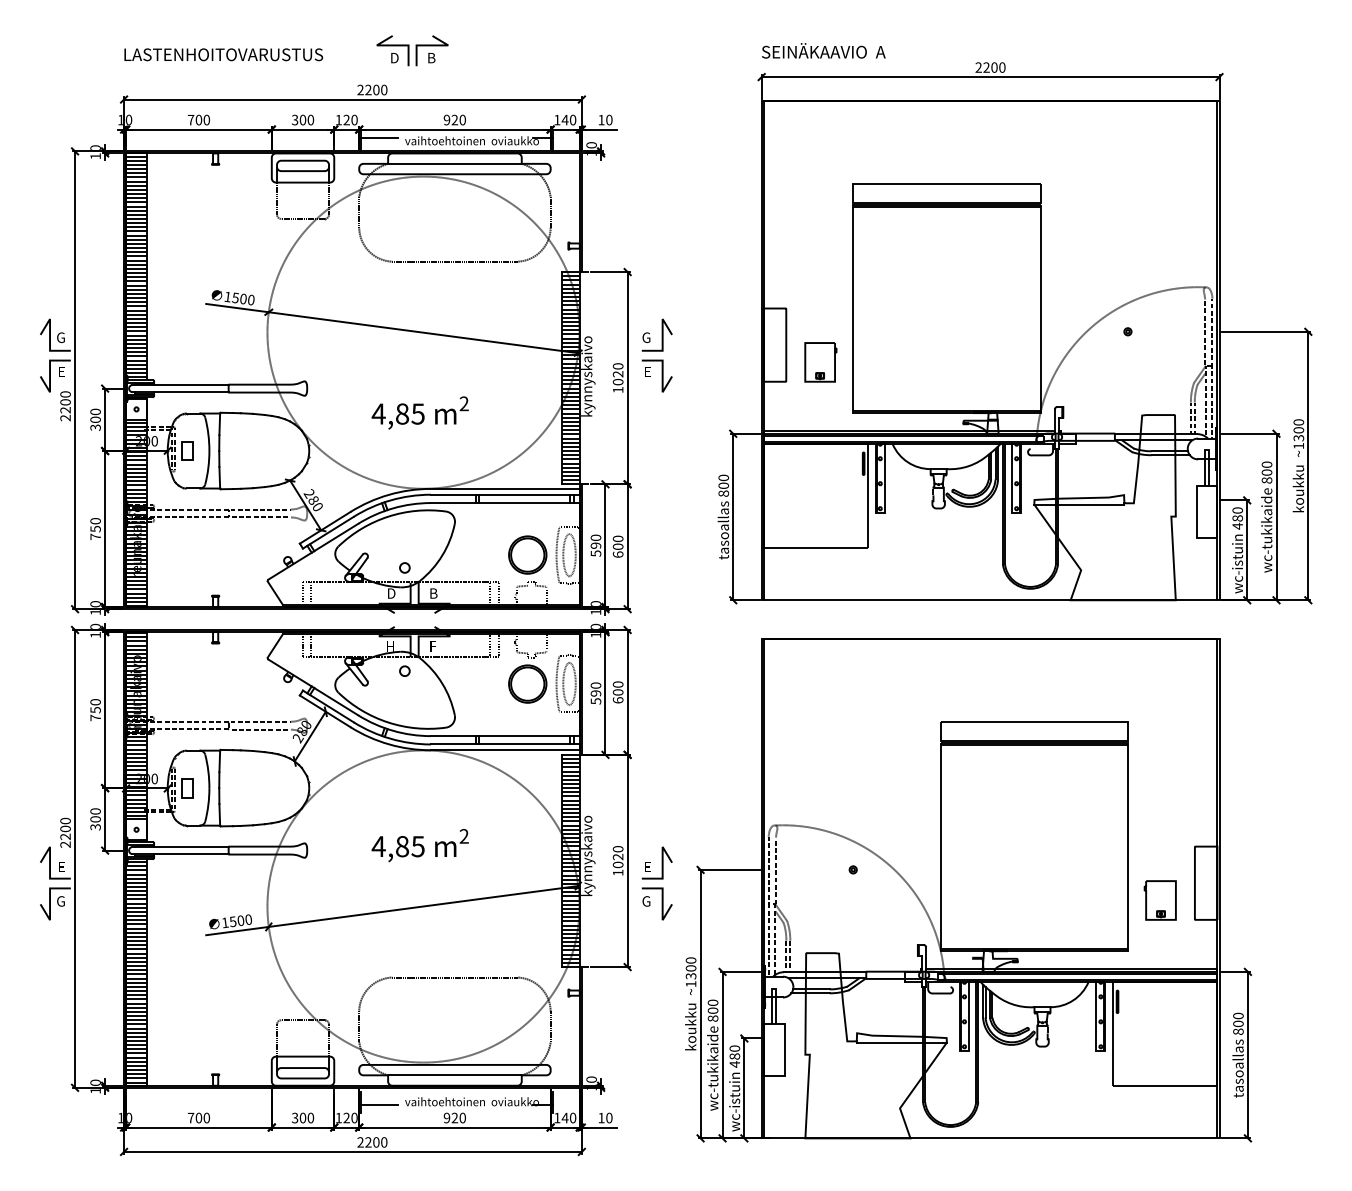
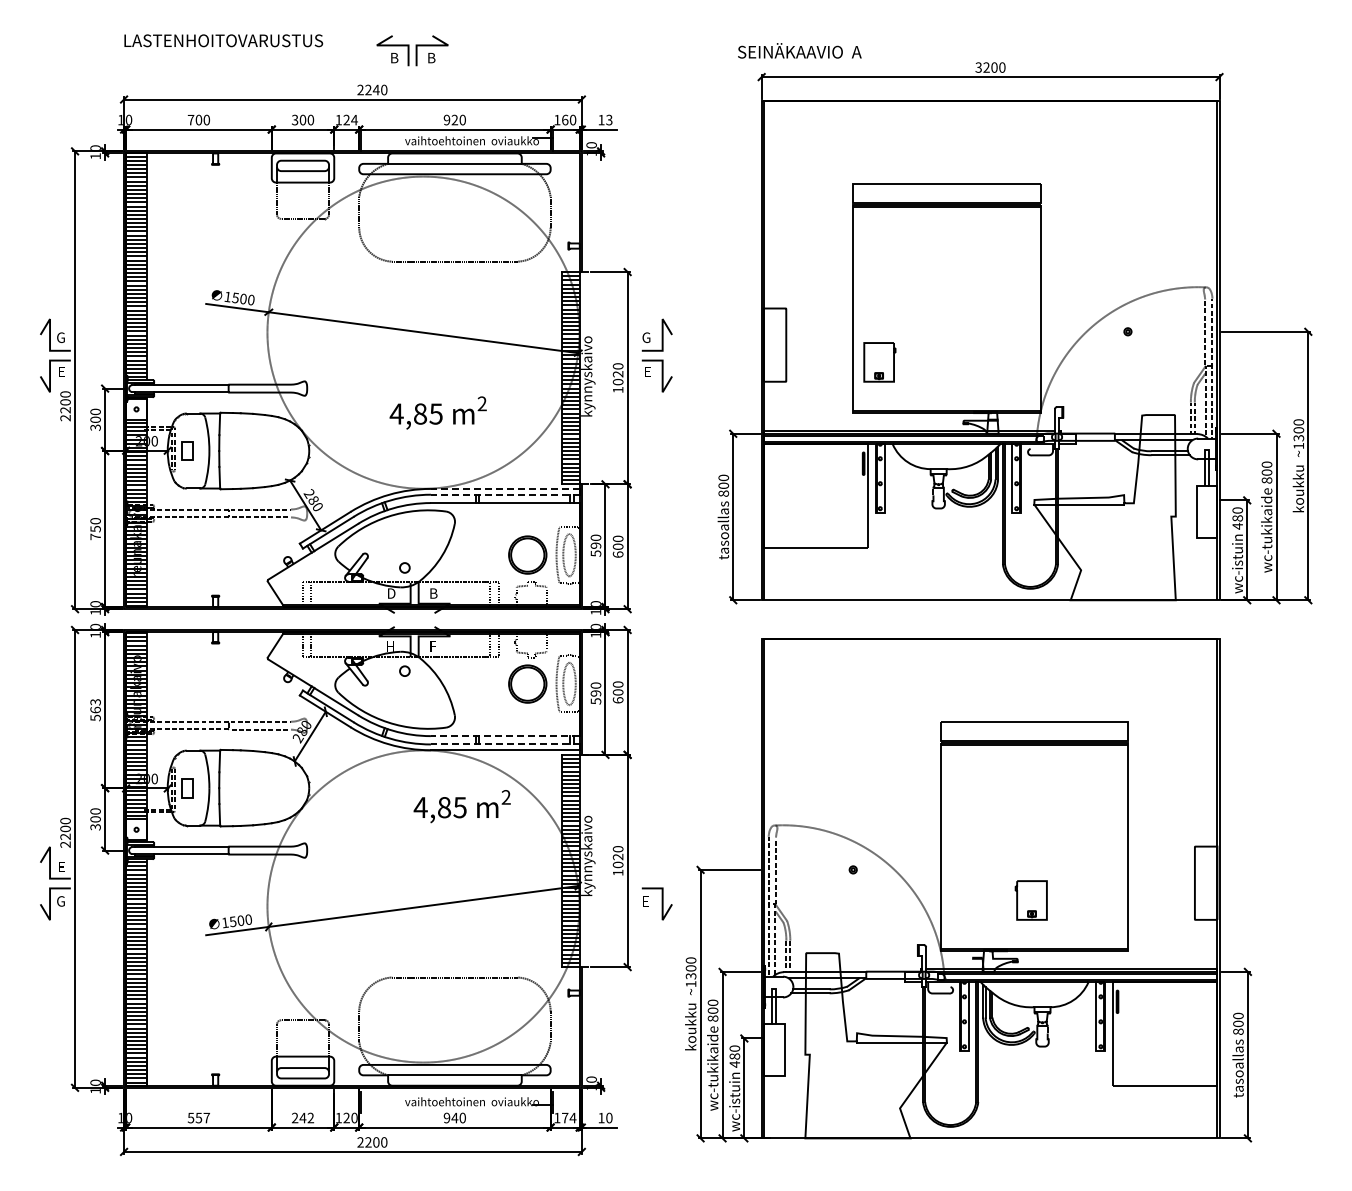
text position: (823, 50) -> (799, 50) (799, 50)
text position: (223, 54) -> (223, 40) (223, 40)
text: D -> B (395, 58)
text: 2200 -> 3200 (978, 67)
text: 2200 -> 2240 (375, 89)
text: 120 -> 124 (354, 119)
text: 140 -> 160 (564, 119)
text: 10 -> 13 (609, 119)
line: present -> none (379, 138)
part position: (820, 362) -> (879, 362) (879, 362)
text position: (419, 412) -> (437, 412) (437, 412)
line: solid -> dashed (504, 488)
line: solid -> dashed (504, 494)
text: 750 -> 563 (95, 710)
line: solid -> dashed (504, 736)
line: solid -> dashed (504, 744)
text position: (419, 845) -> (461, 806) (461, 806)
part: present -> none (656, 862)
part position: (1159, 900) -> (1030, 900) (1030, 900)
text: G -> E (646, 901)
line: present -> none (379, 1105)
text: 700 -> 557 (198, 1117)
text: 300 -> 242 (303, 1117)
text: 920 -> 940 (454, 1117)
text: 140 -> 174 (568, 1117)
